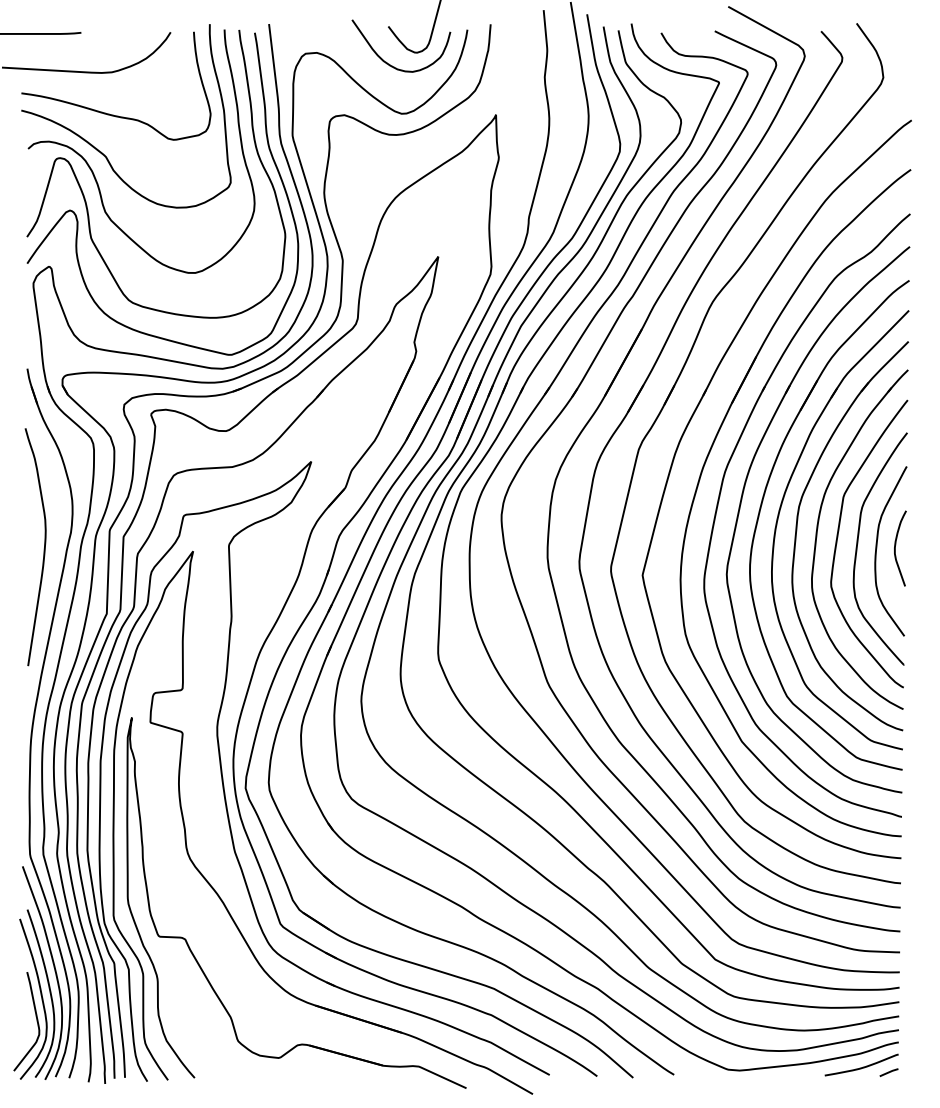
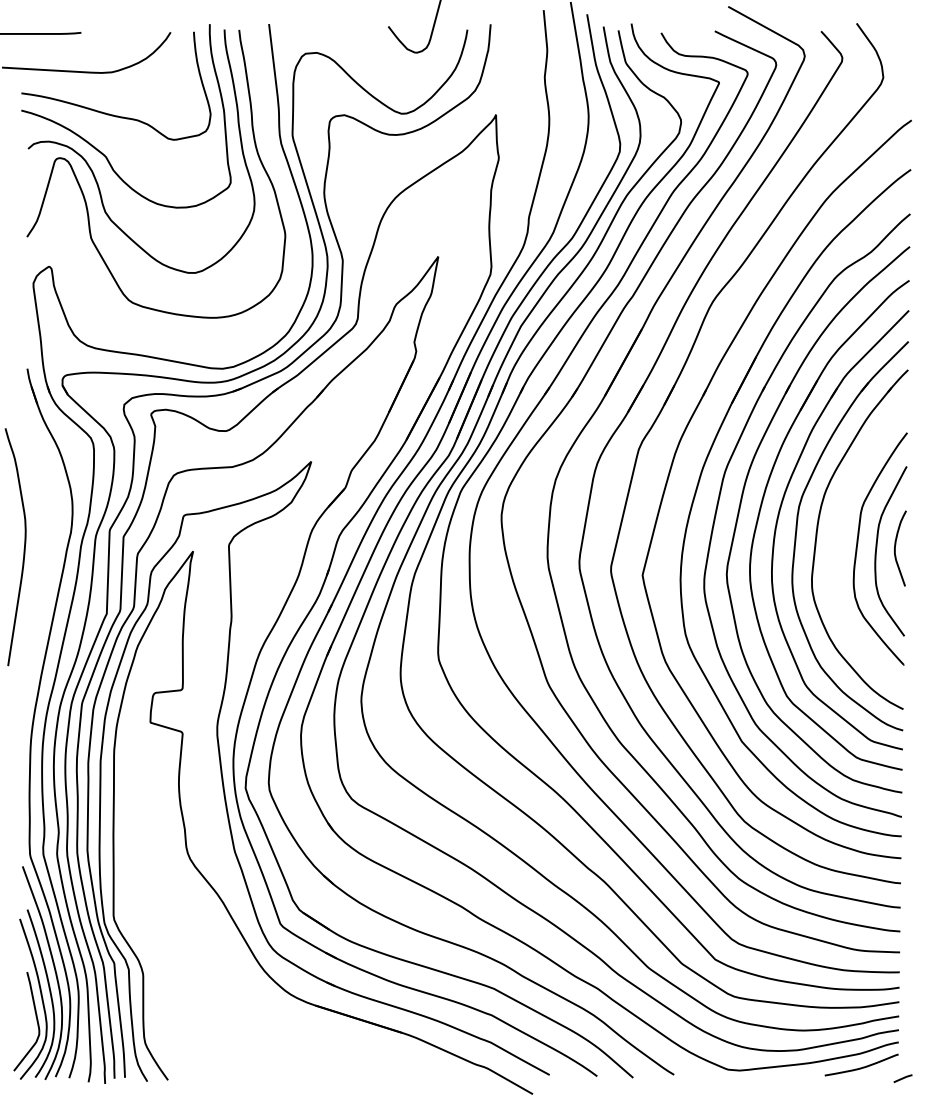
curve: present -> none (389, 63)
curve: present -> none (78, 220)
curve: present -> none (838, 537)
curve position: (43, 548) -> (23, 548) (23, 548)
part: present -> none (195, 956)
line position: (888, 1072) -> (902, 1078) (902, 1078)
